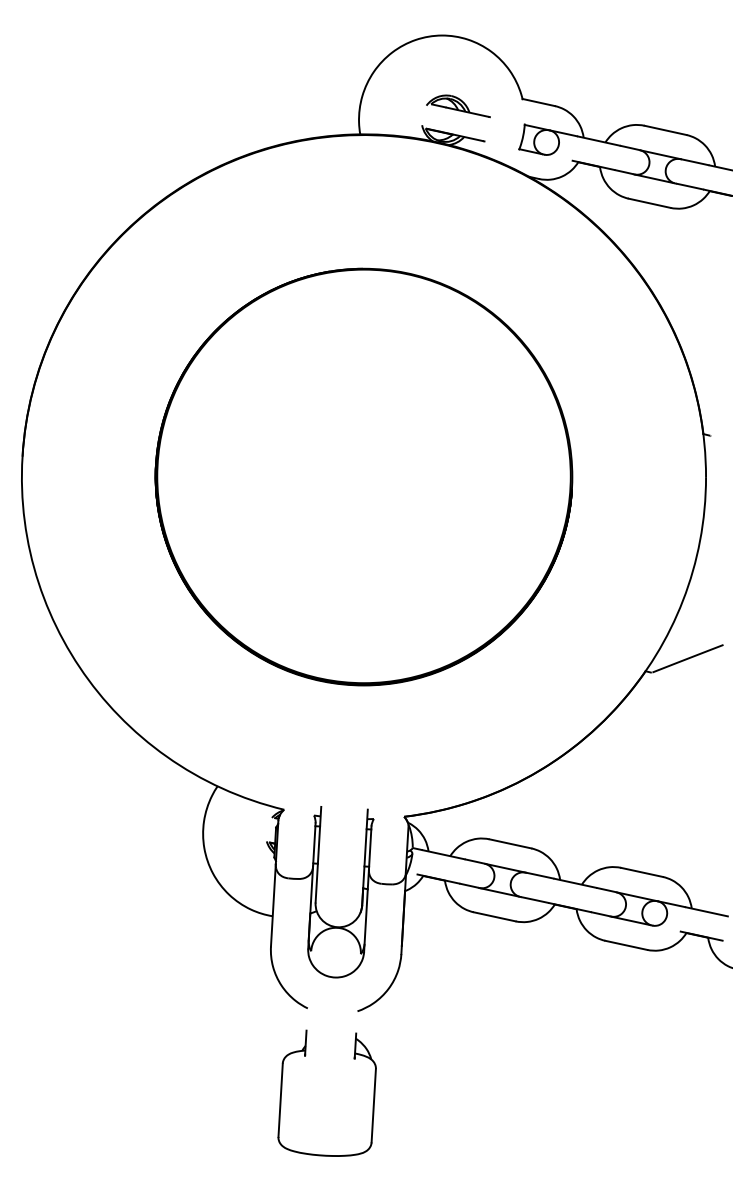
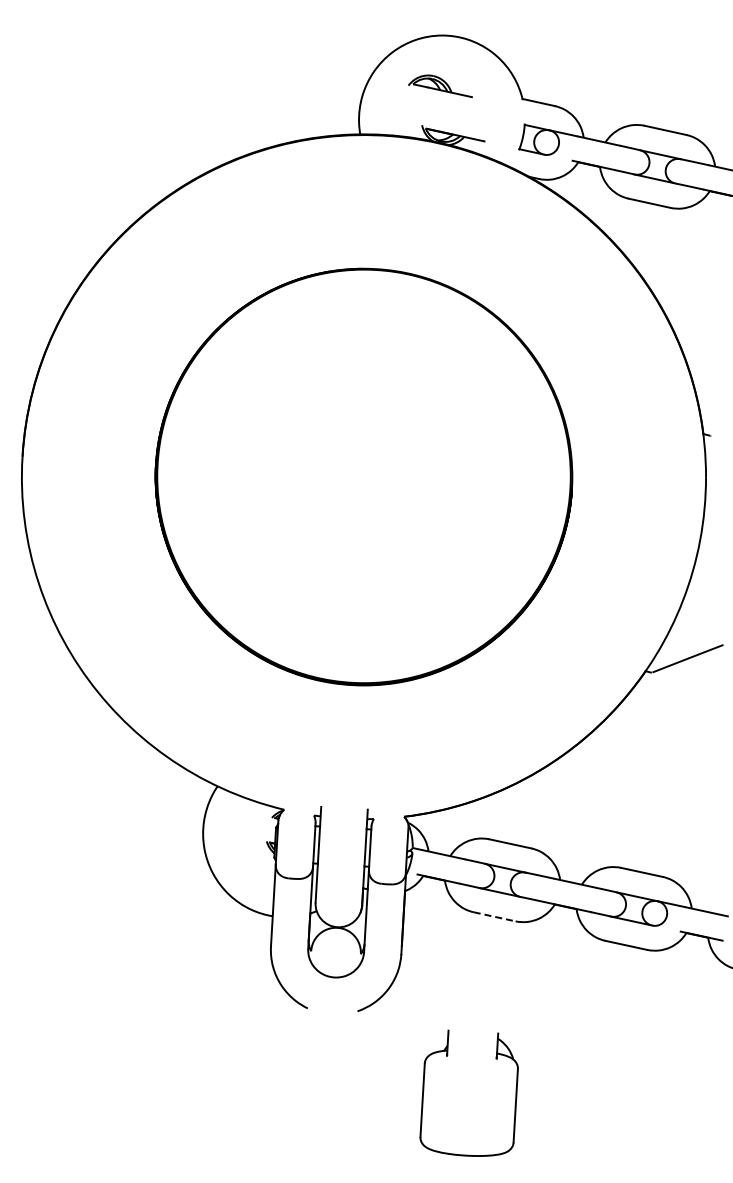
part position: (458, 106) -> (440, 86) (440, 86)
line: solid -> dashed (495, 916)
part position: (305, 1056) -> (447, 1056) (447, 1056)
